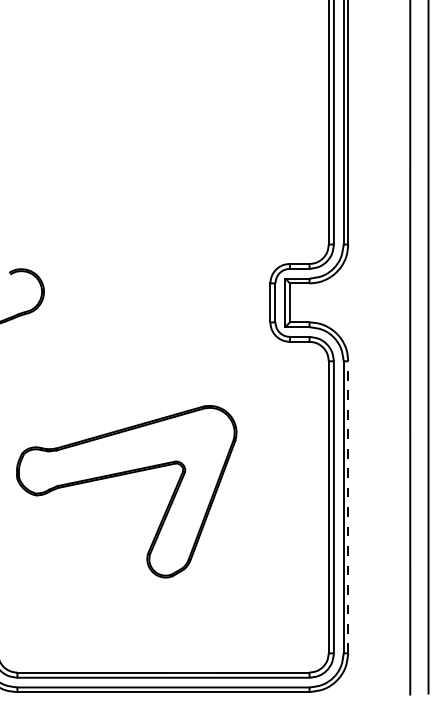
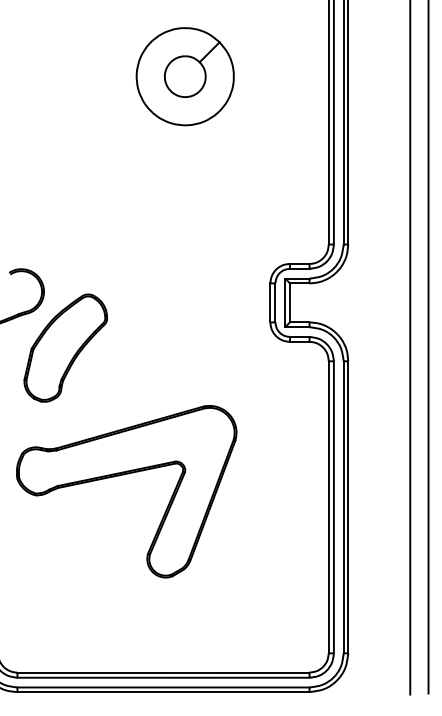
part: none -> present (184, 76)
part: none -> present (65, 347)
line: dashed -> solid (348, 507)
